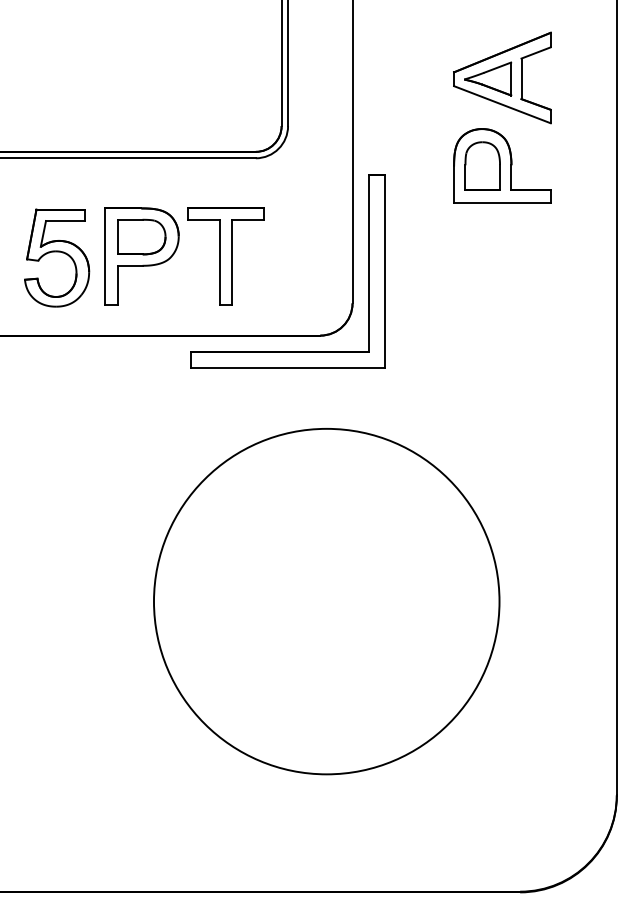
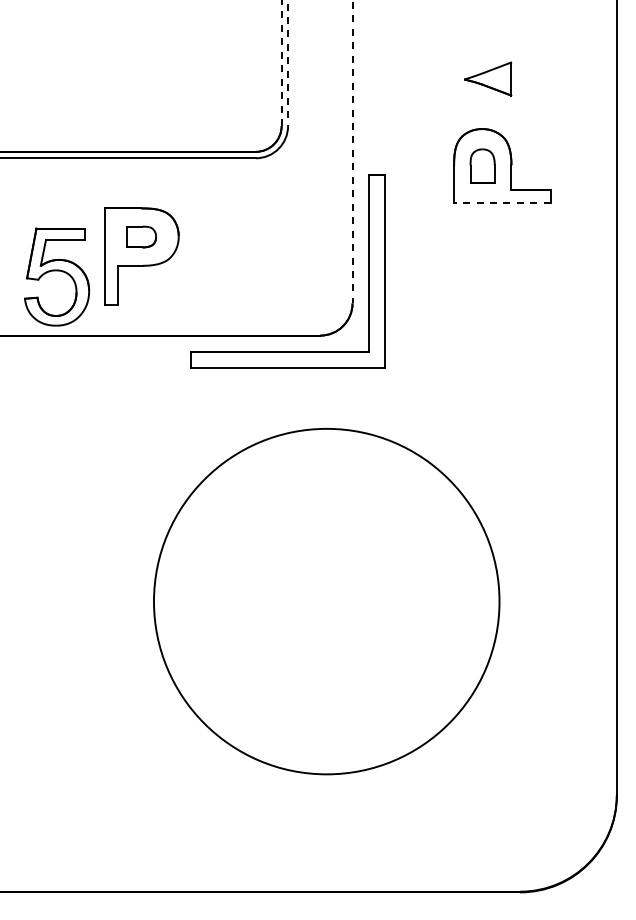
line: solid -> dashed (281, 63)
line: solid -> dashed (288, 63)
part: present -> none (502, 77)
line: solid -> dashed (352, 152)
part size: 37x50 px -> 27x36 px (482, 165)
line: solid -> dashed (501, 202)
part size: 50x38 px -> 32x24 px (141, 236)
part: present -> none (225, 256)
part position: (57, 257) -> (57, 276) (57, 276)
